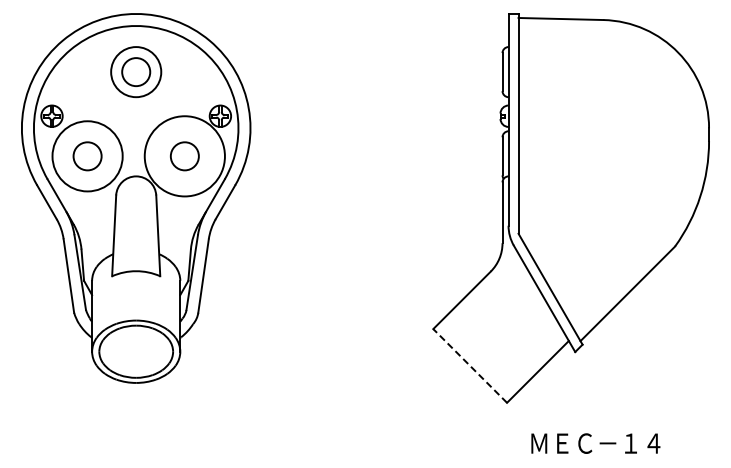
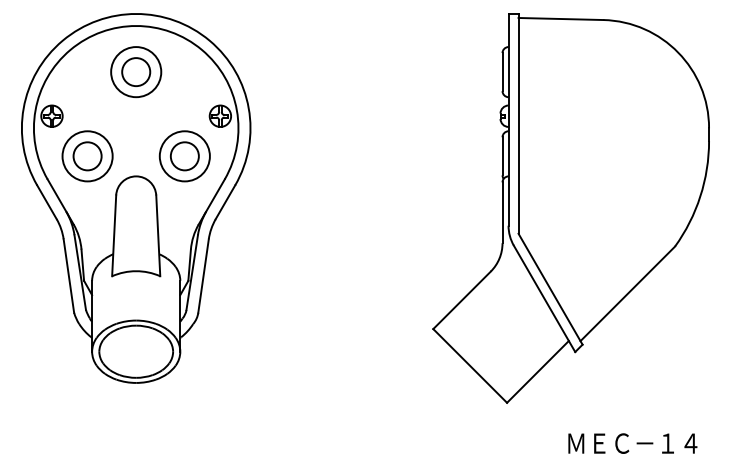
circle diameter: 70 px -> 50 px (87, 156)
circle diameter: 80 px -> 50 px (184, 156)
line: dashed -> solid (469, 365)
text position: (595, 443) -> (632, 443) (632, 443)
